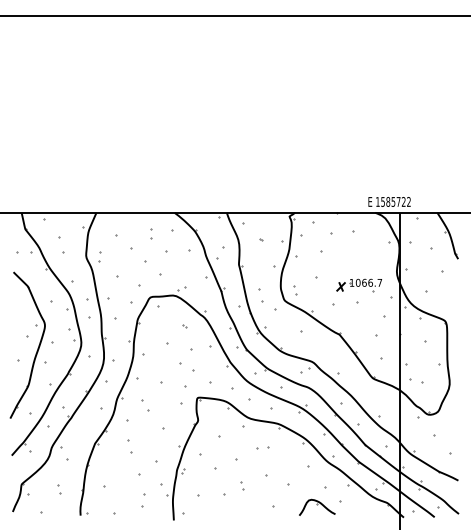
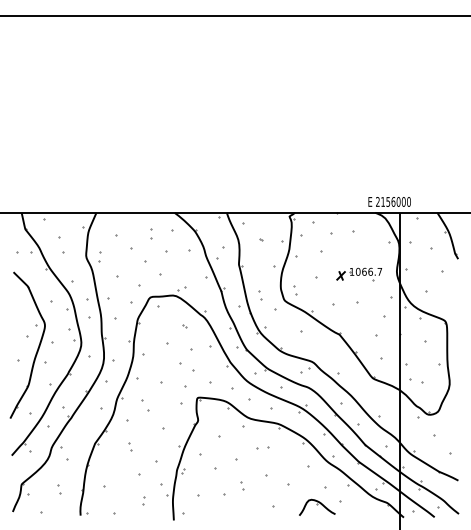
text: 1585722 -> 2156000 (393, 201)
part position: (358, 285) -> (358, 274) (358, 274)
part size: 6x15 px -> 5x11 px (260, 295)
part size: 6x15 px -> 5x10 px (130, 446)
part size: 5x15 px -> 4x10 px (143, 500)
